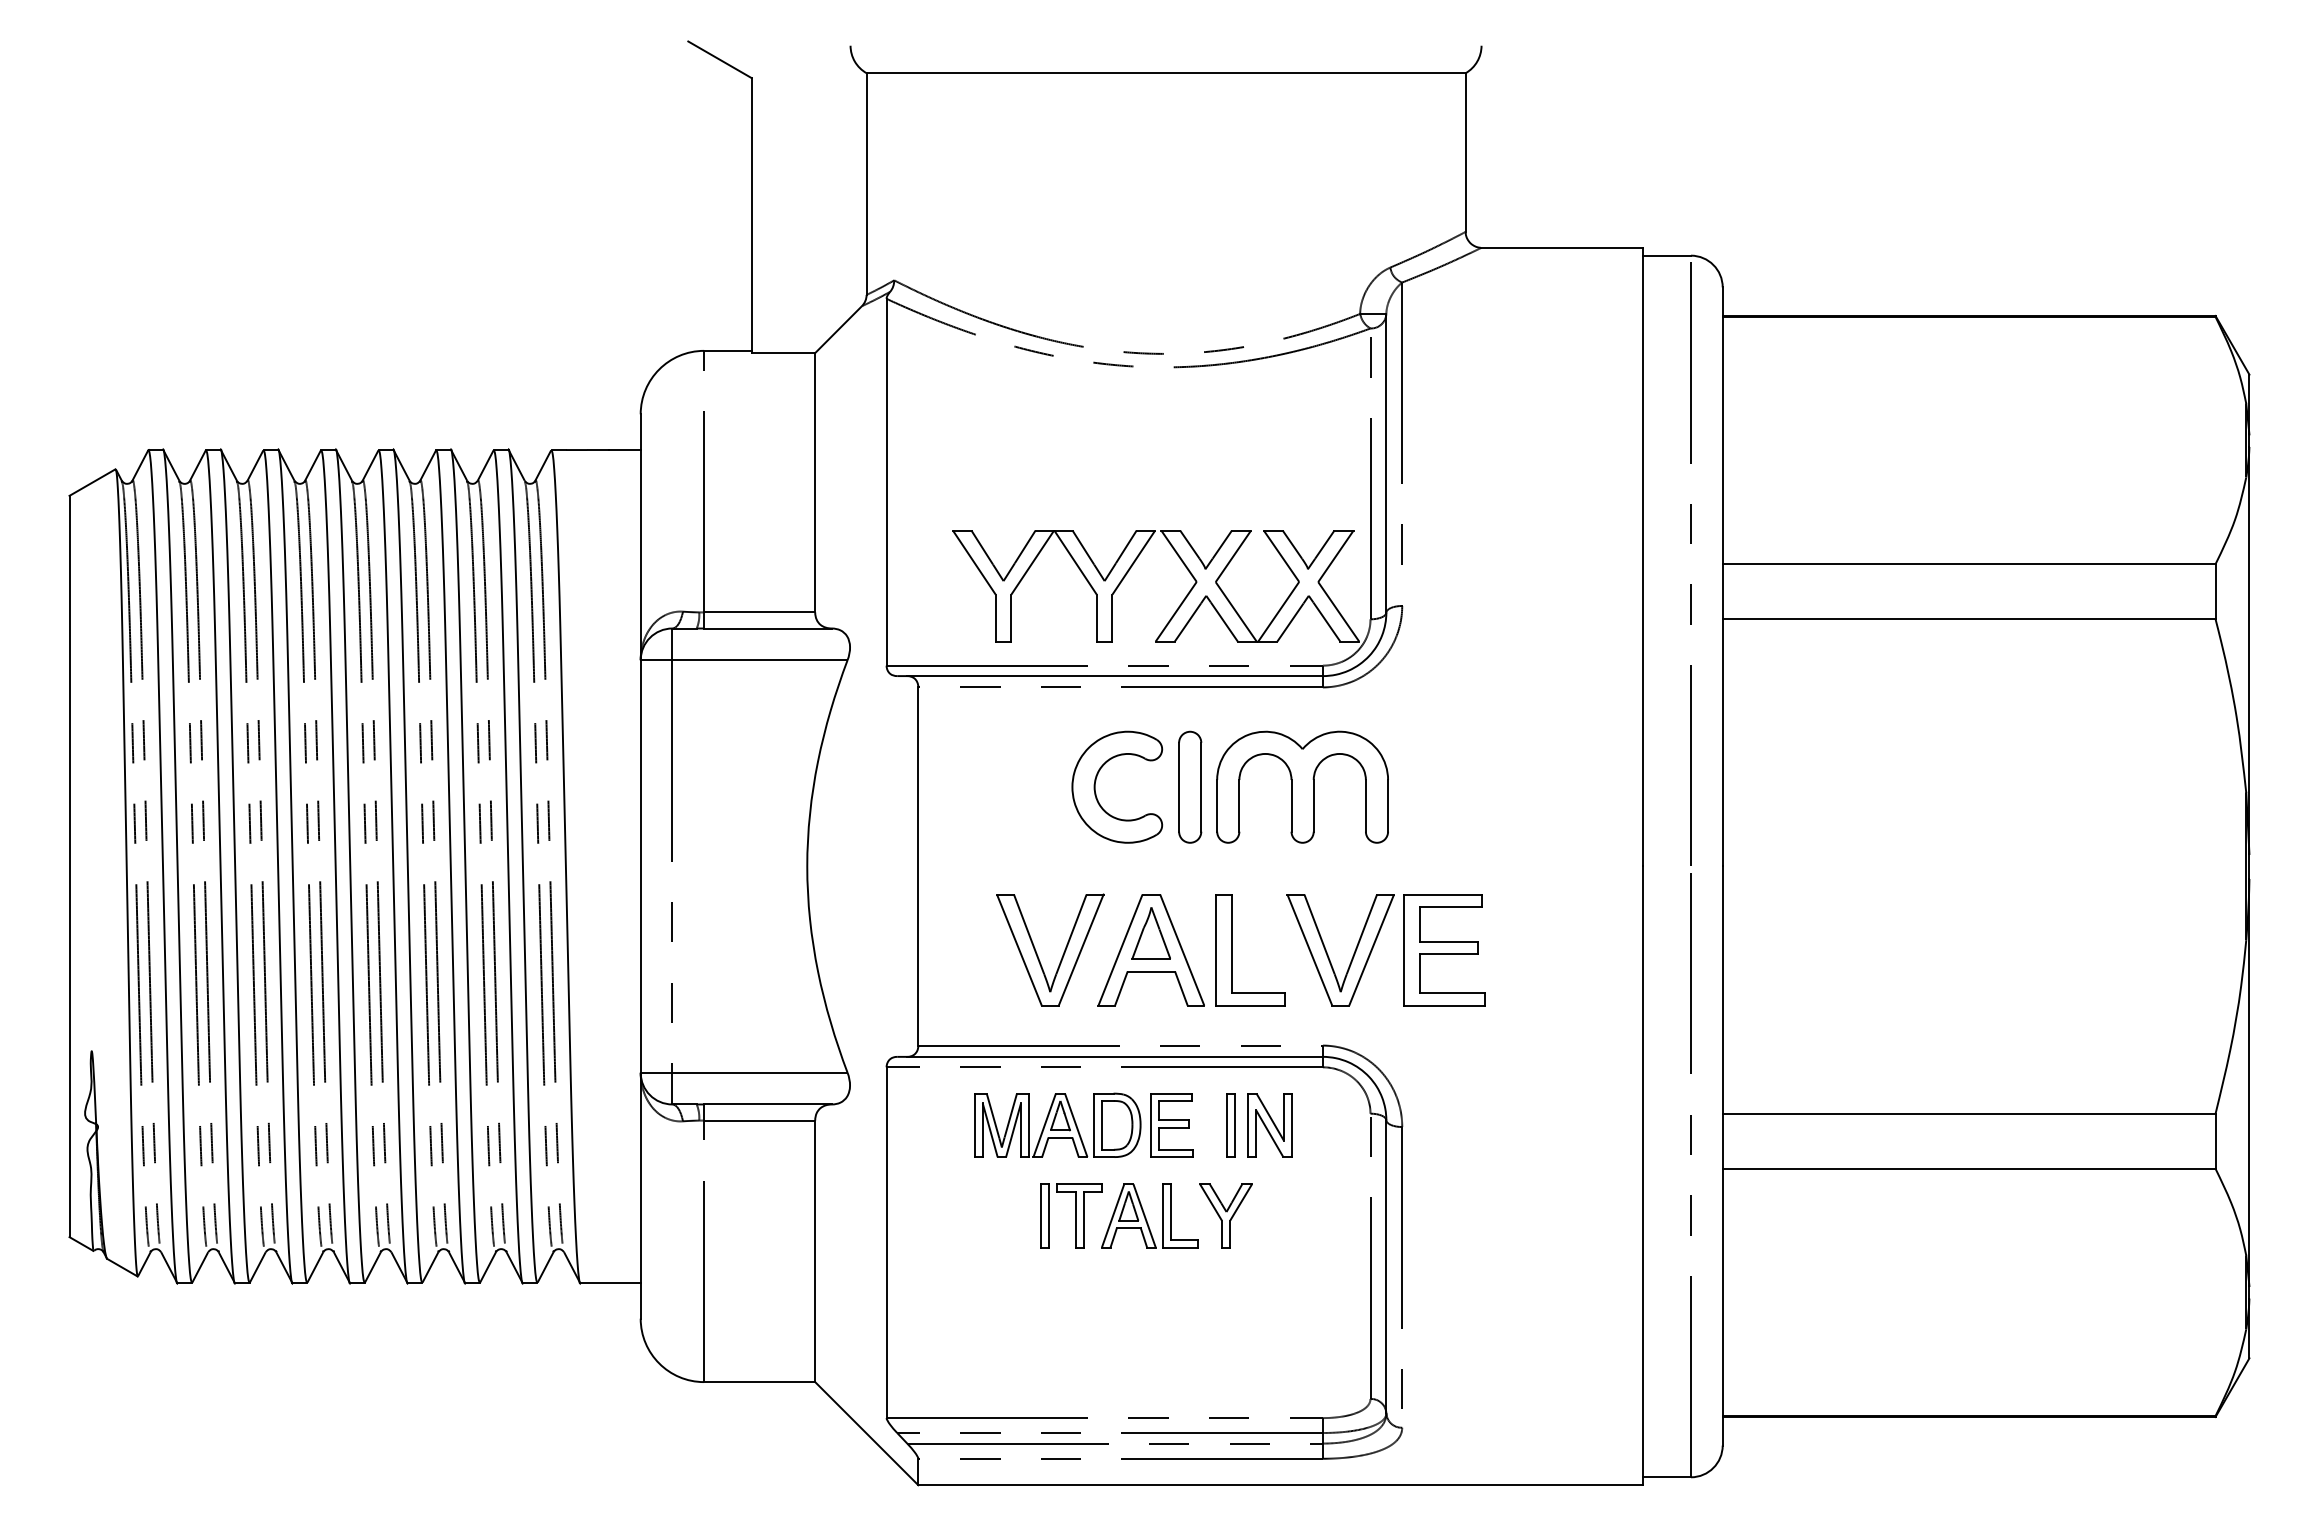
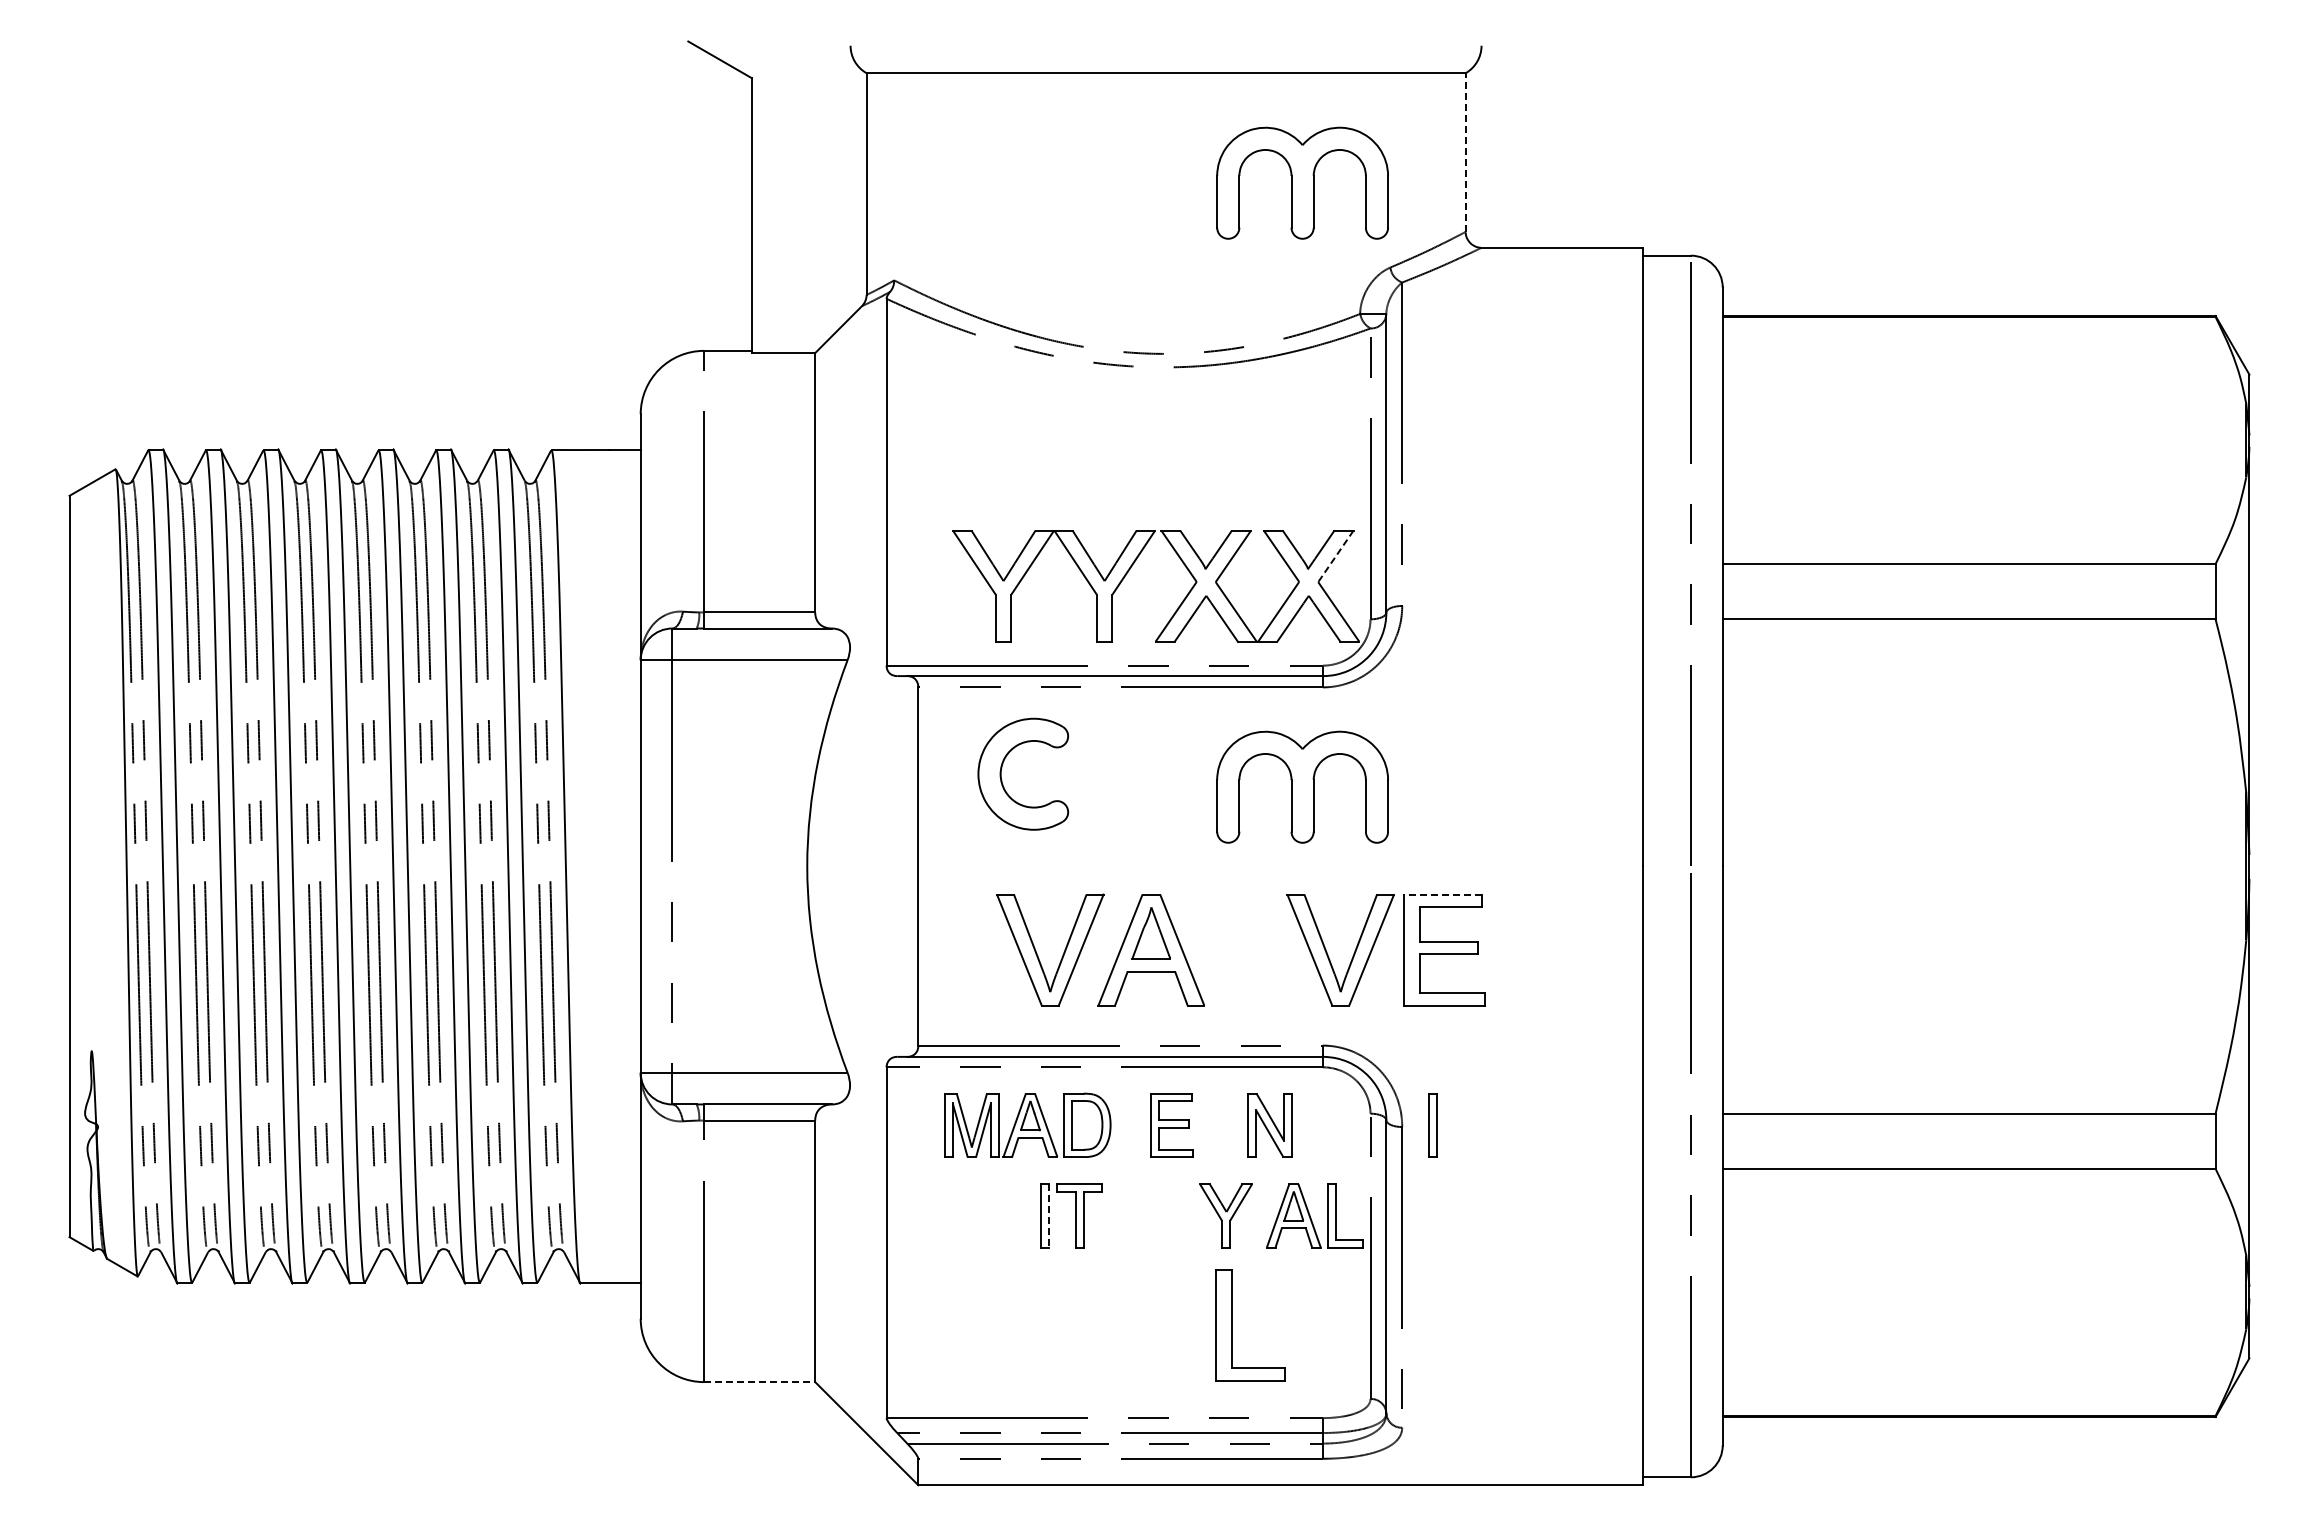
line: solid -> dashed (1465, 152)
part: none -> present (1302, 182)
line: solid -> dashed (1335, 556)
part position: (1096, 781) -> (1002, 768) (1002, 768)
part: present -> none (1190, 786)
line: solid -> dashed (1442, 894)
part position: (1232, 950) -> (1232, 1325) (1232, 1325)
part position: (1057, 1124) -> (1027, 1124) (1027, 1124)
part position: (1230, 1125) -> (1432, 1125) (1432, 1125)
line: solid -> dashed (1048, 1215)
part position: (1149, 1215) -> (1314, 1215) (1314, 1215)
line: solid -> dashed (759, 1382)
